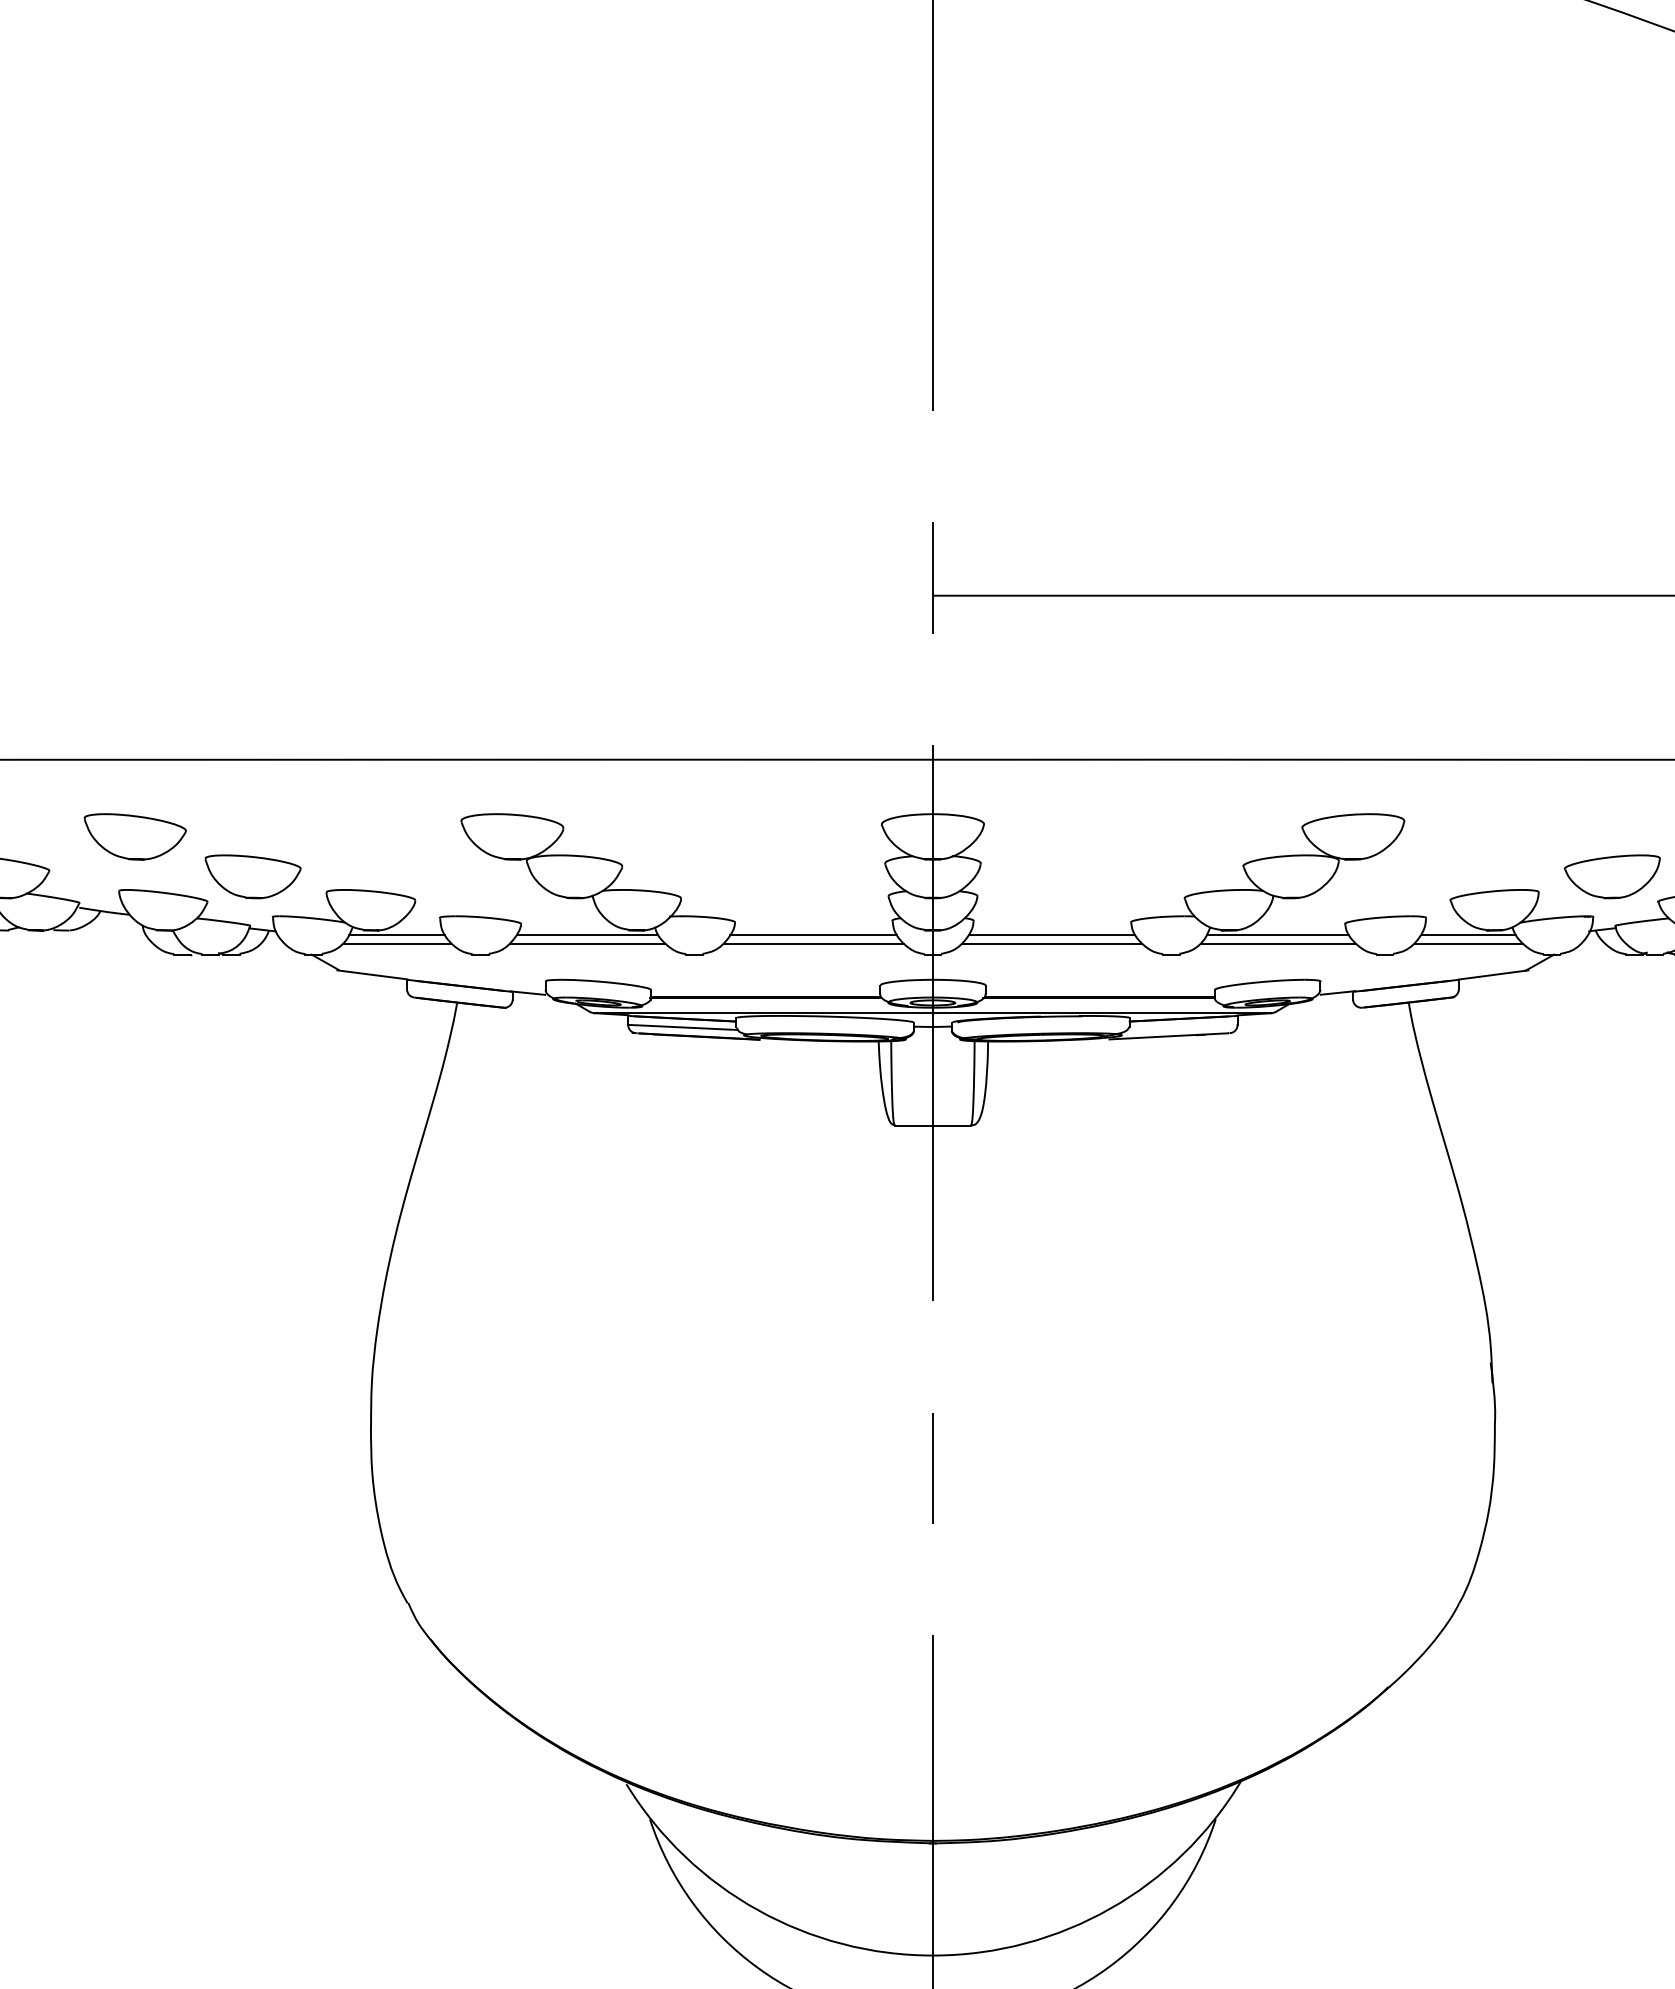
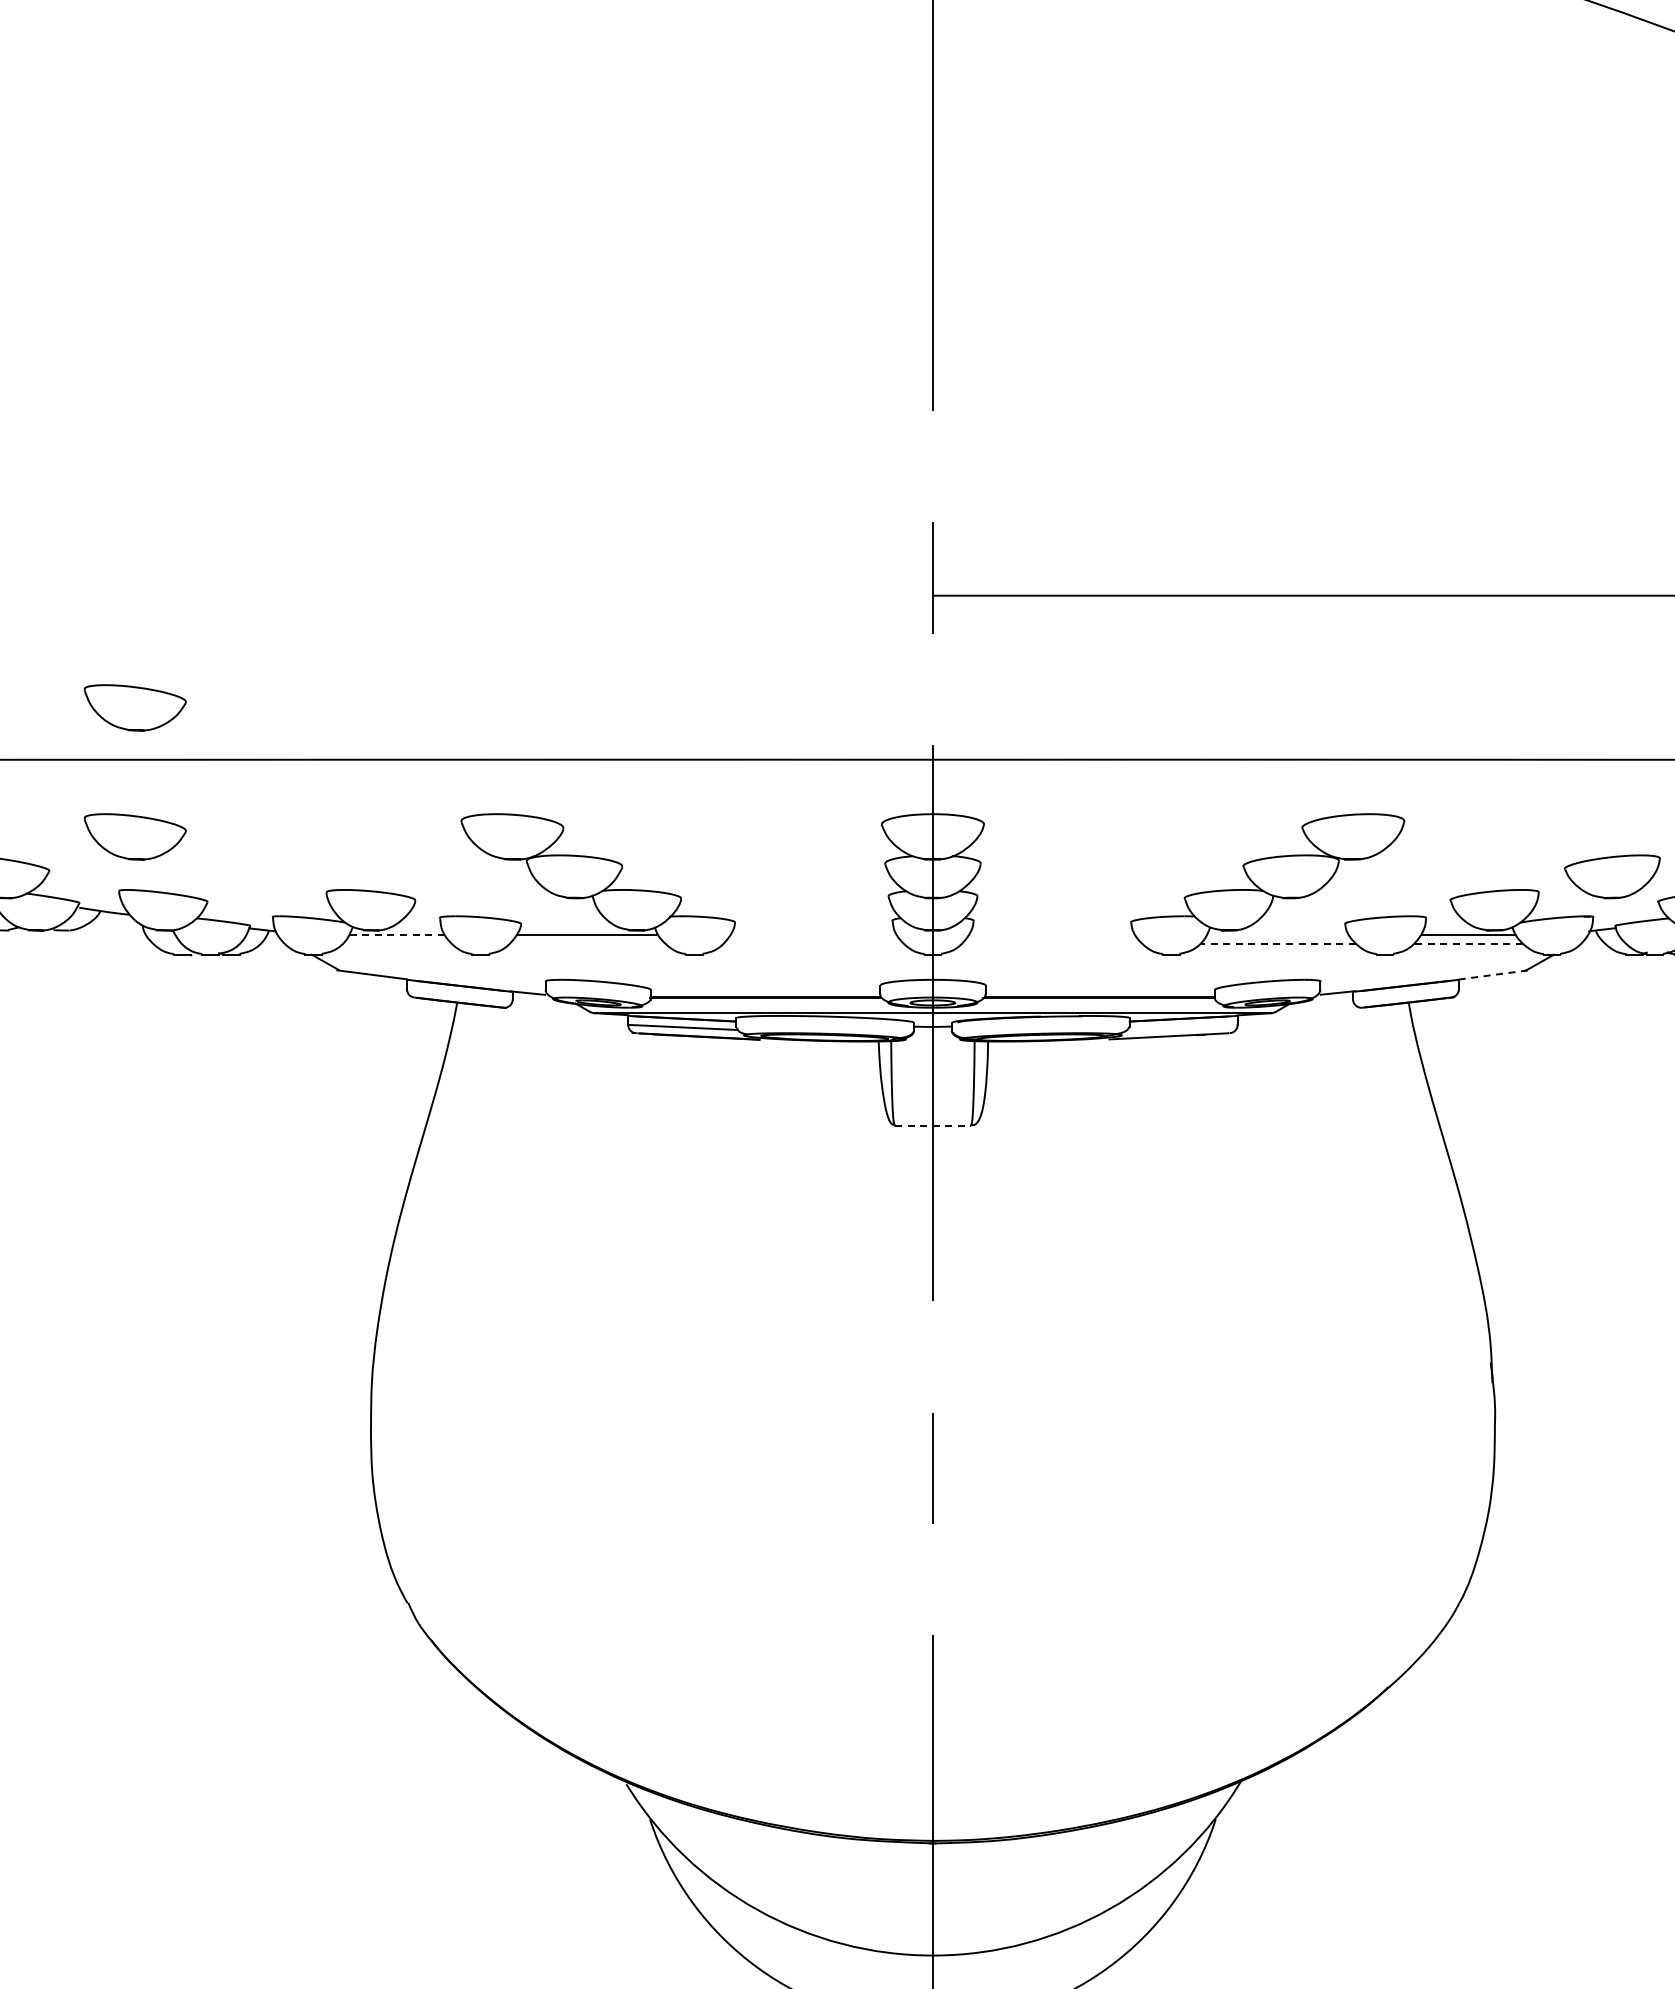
part: none -> present (134, 707)
part: present -> none (252, 876)
line: solid -> dashed (397, 935)
line: present -> none (813, 935)
line: present -> none (1051, 935)
line: present -> none (1277, 935)
line: present -> none (396, 943)
line: present -> none (587, 943)
line: present -> none (813, 943)
line: present -> none (1052, 943)
line: solid -> dashed (1277, 943)
line: solid -> dashed (1468, 943)
line: solid -> dashed (1494, 974)
line: solid -> dashed (932, 1125)
